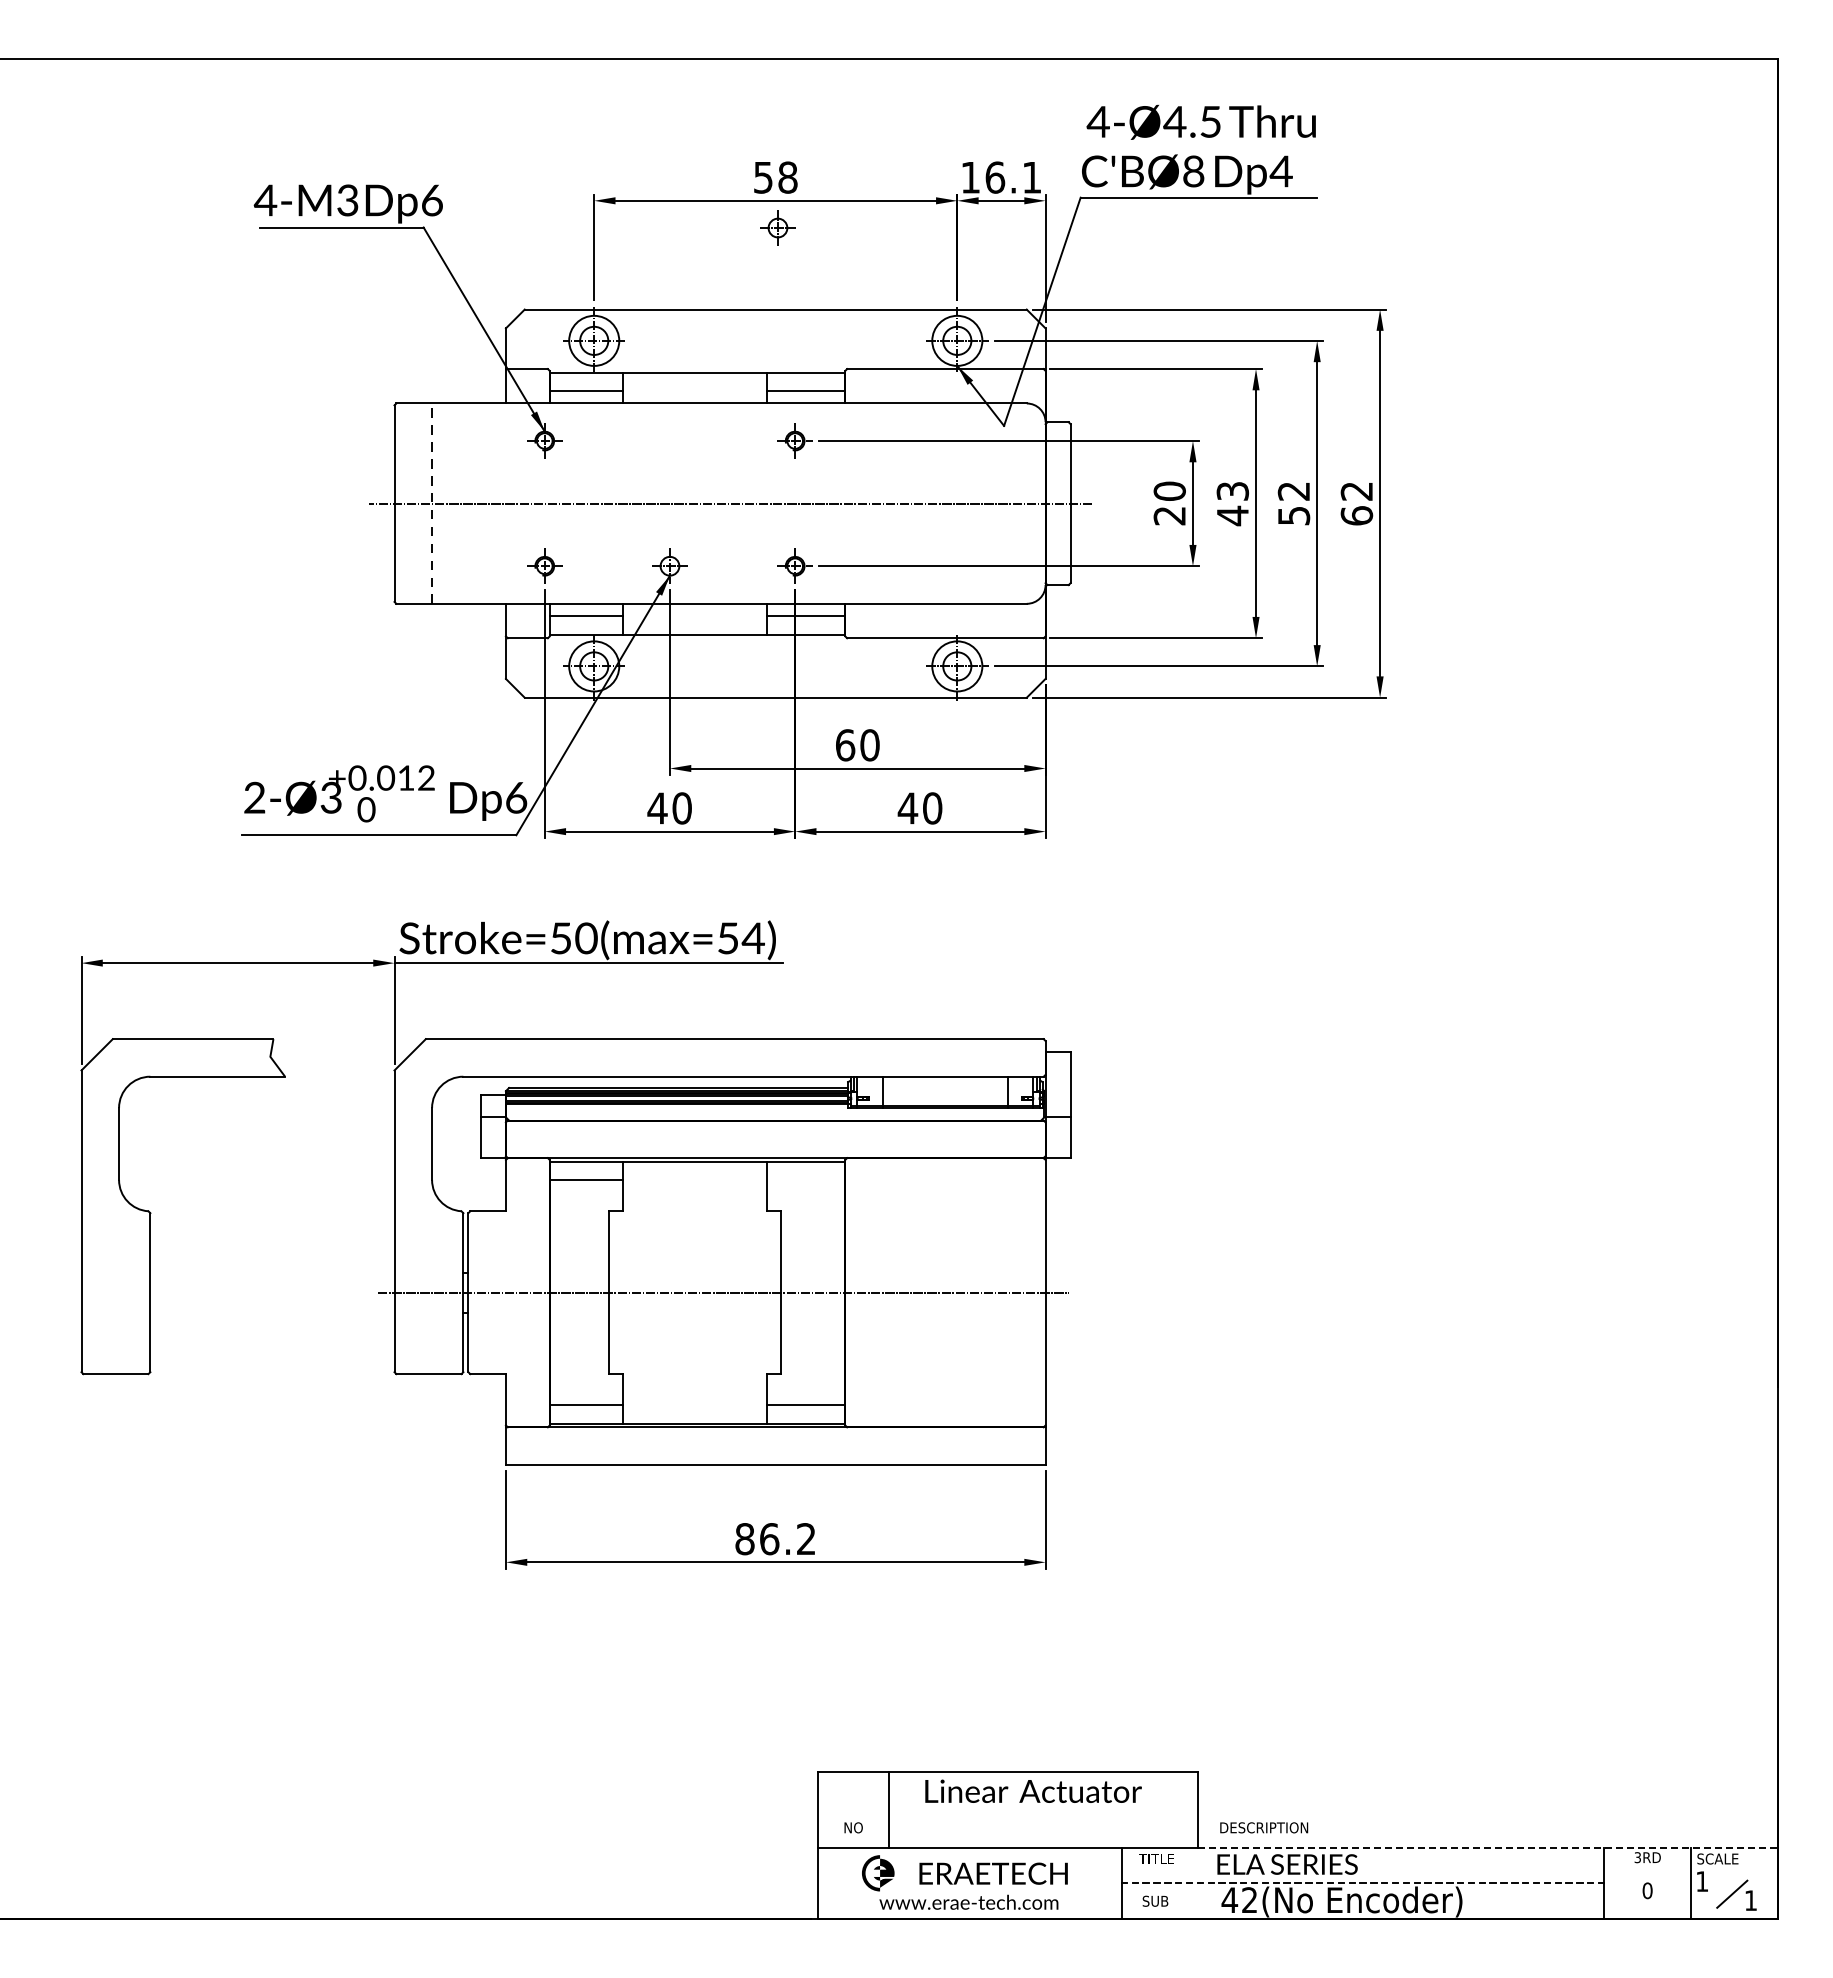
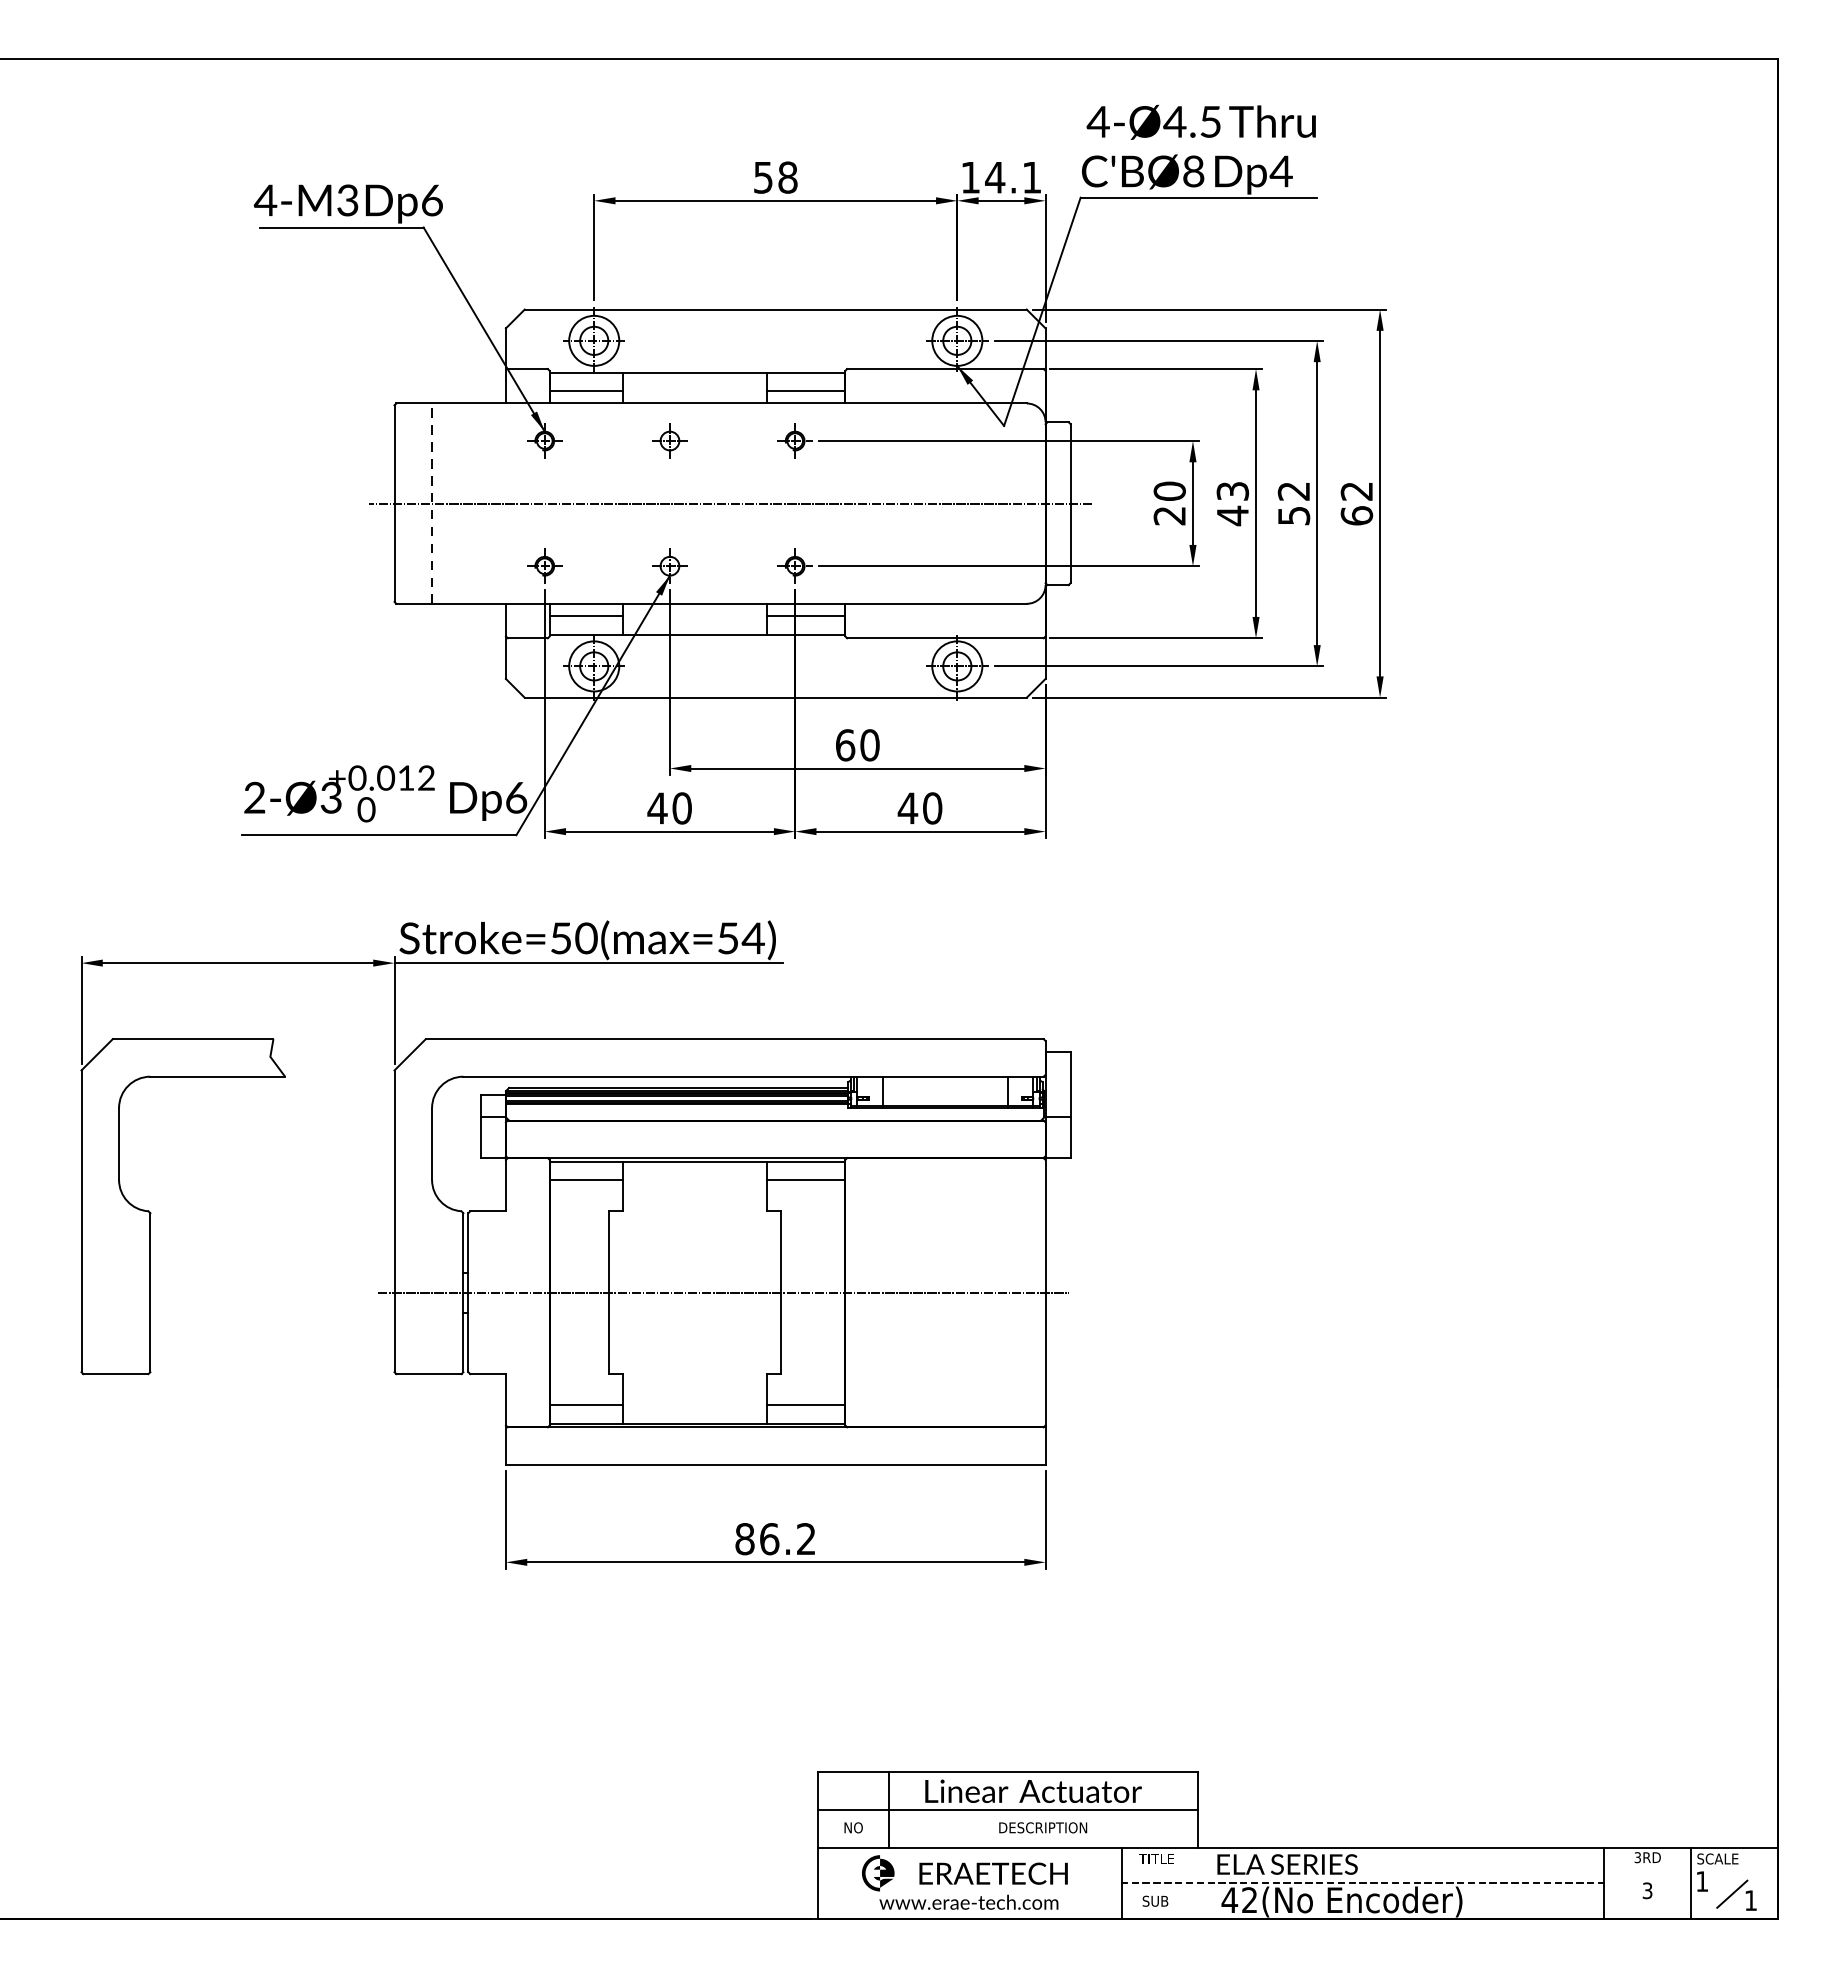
text: 16.1 -> 14.1 (995, 177)
part position: (777, 227) -> (669, 440) (669, 440)
line: none -> present (806, 1180)
line: none -> present (1007, 1810)
text position: (1264, 1827) -> (1043, 1827) (1043, 1827)
line: dashed -> solid (1488, 1848)
text: 0 -> 3 (1647, 1890)
